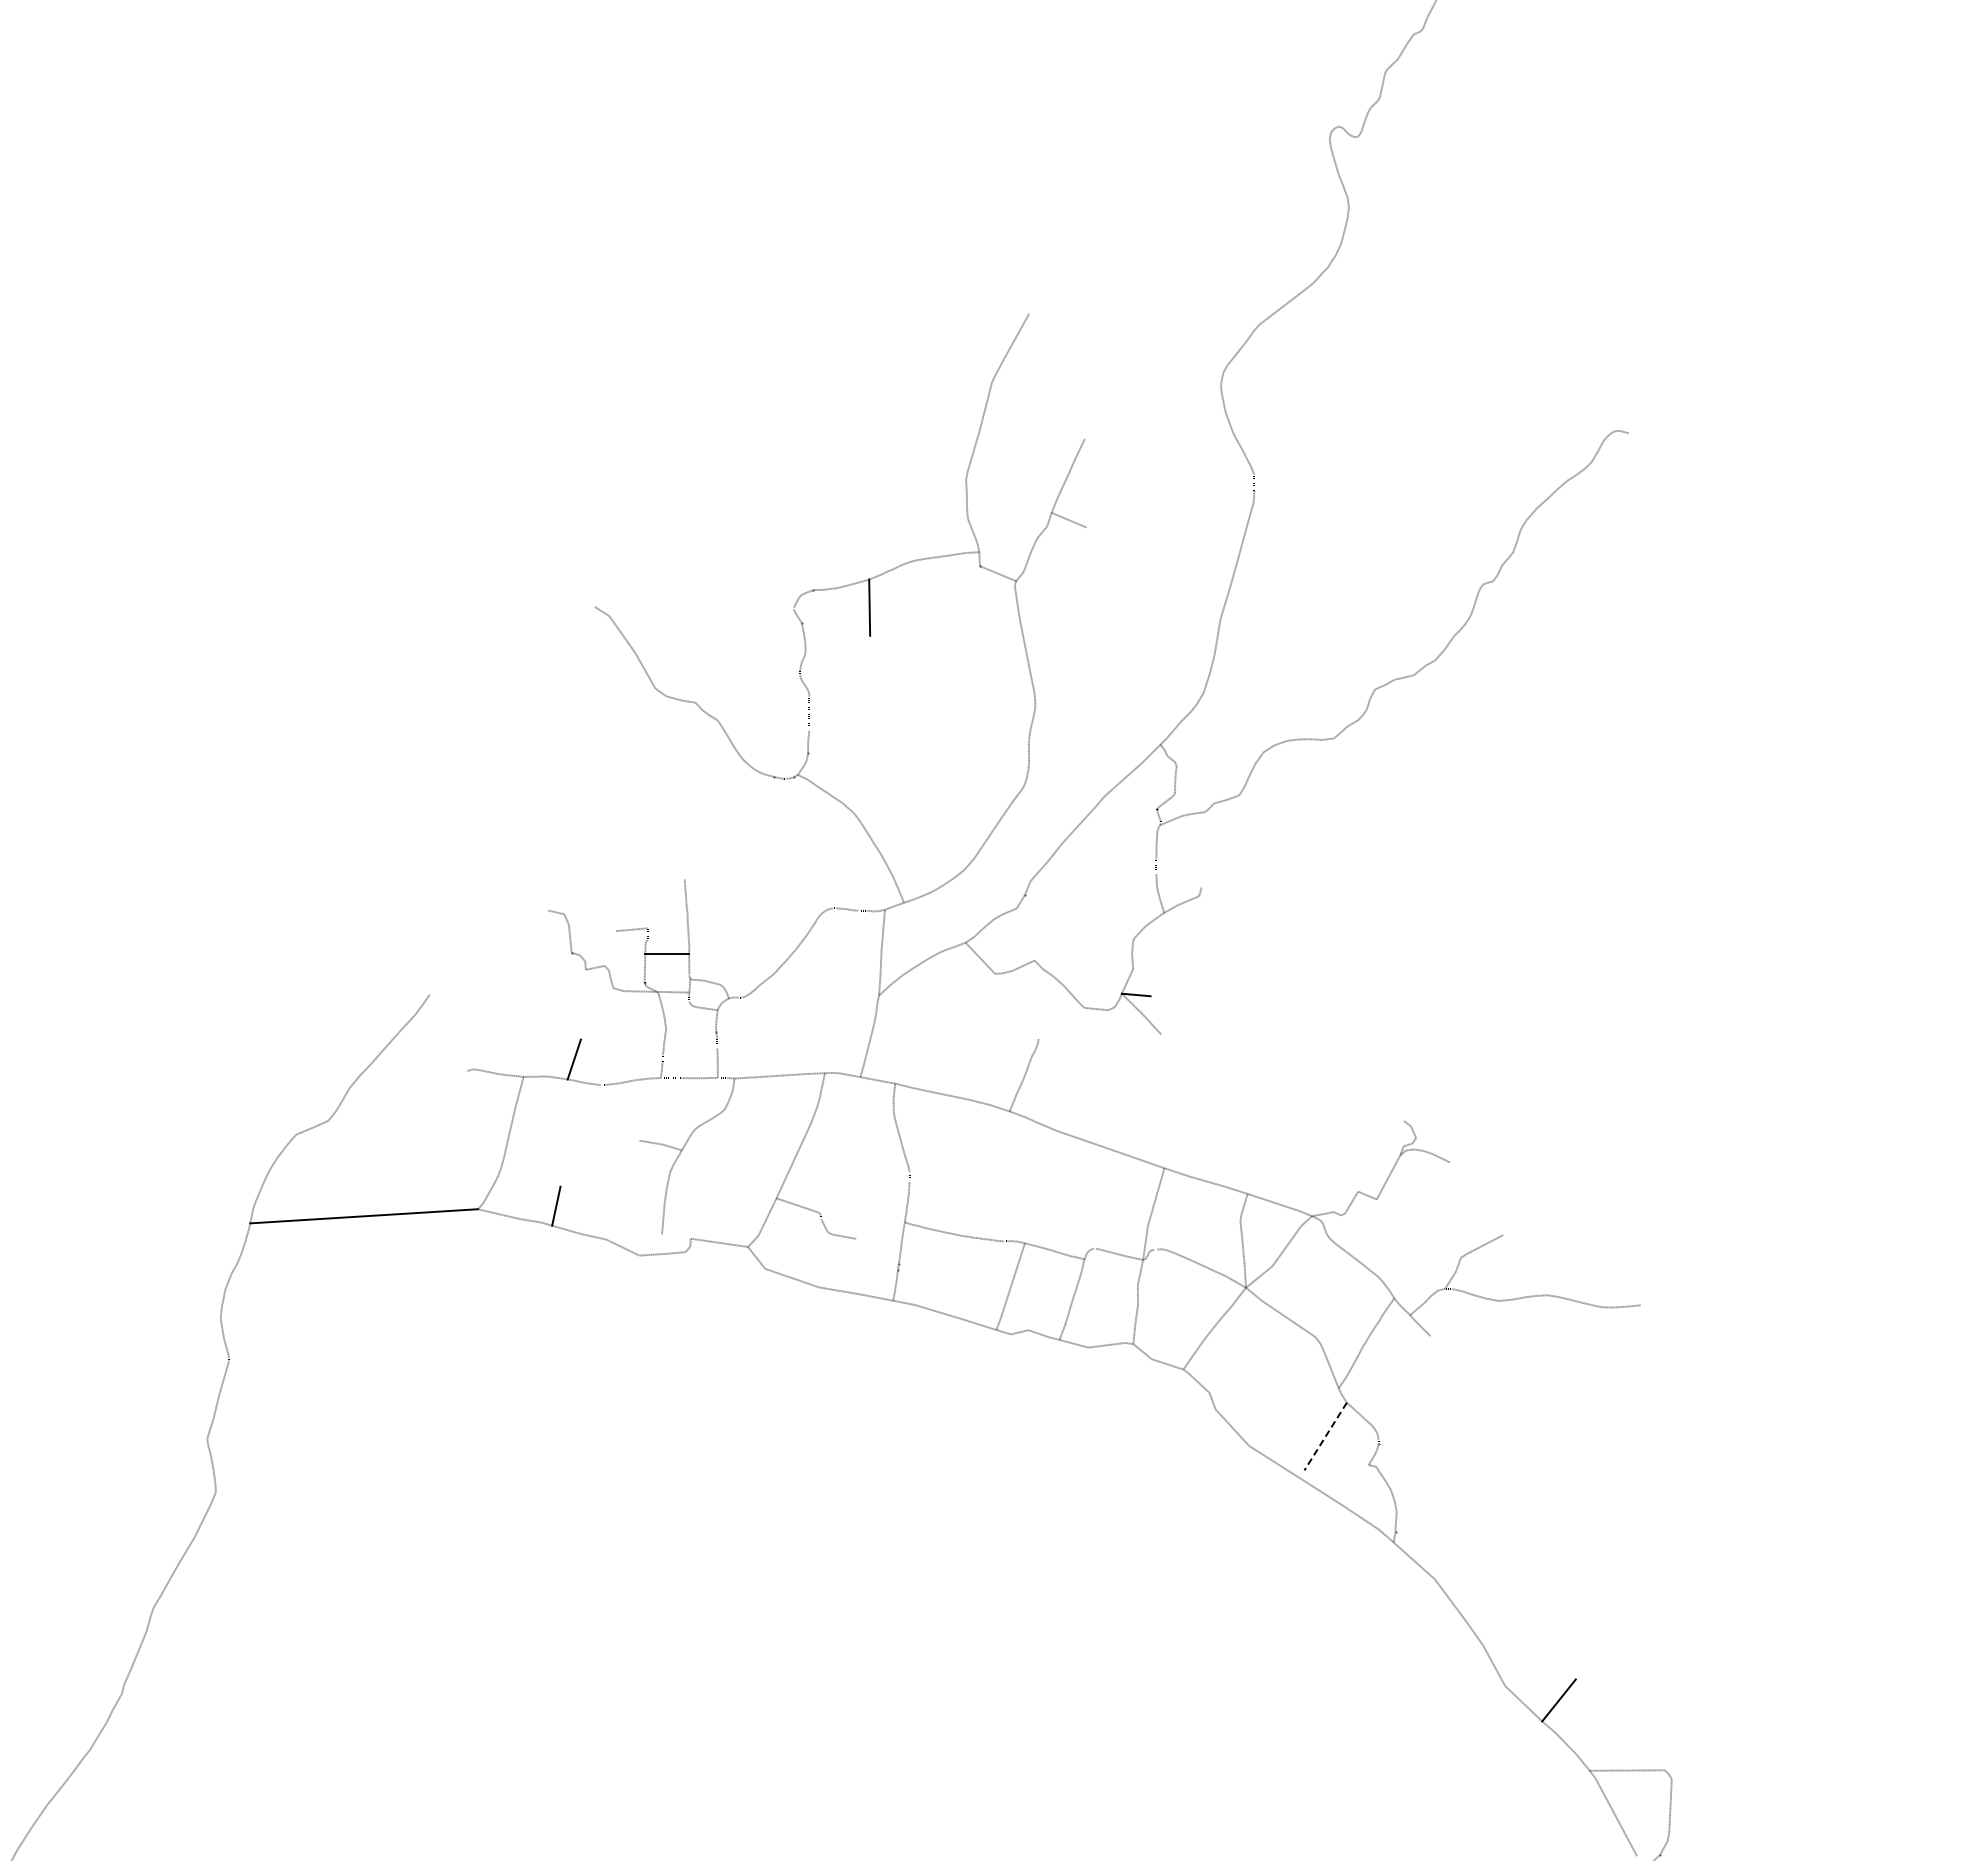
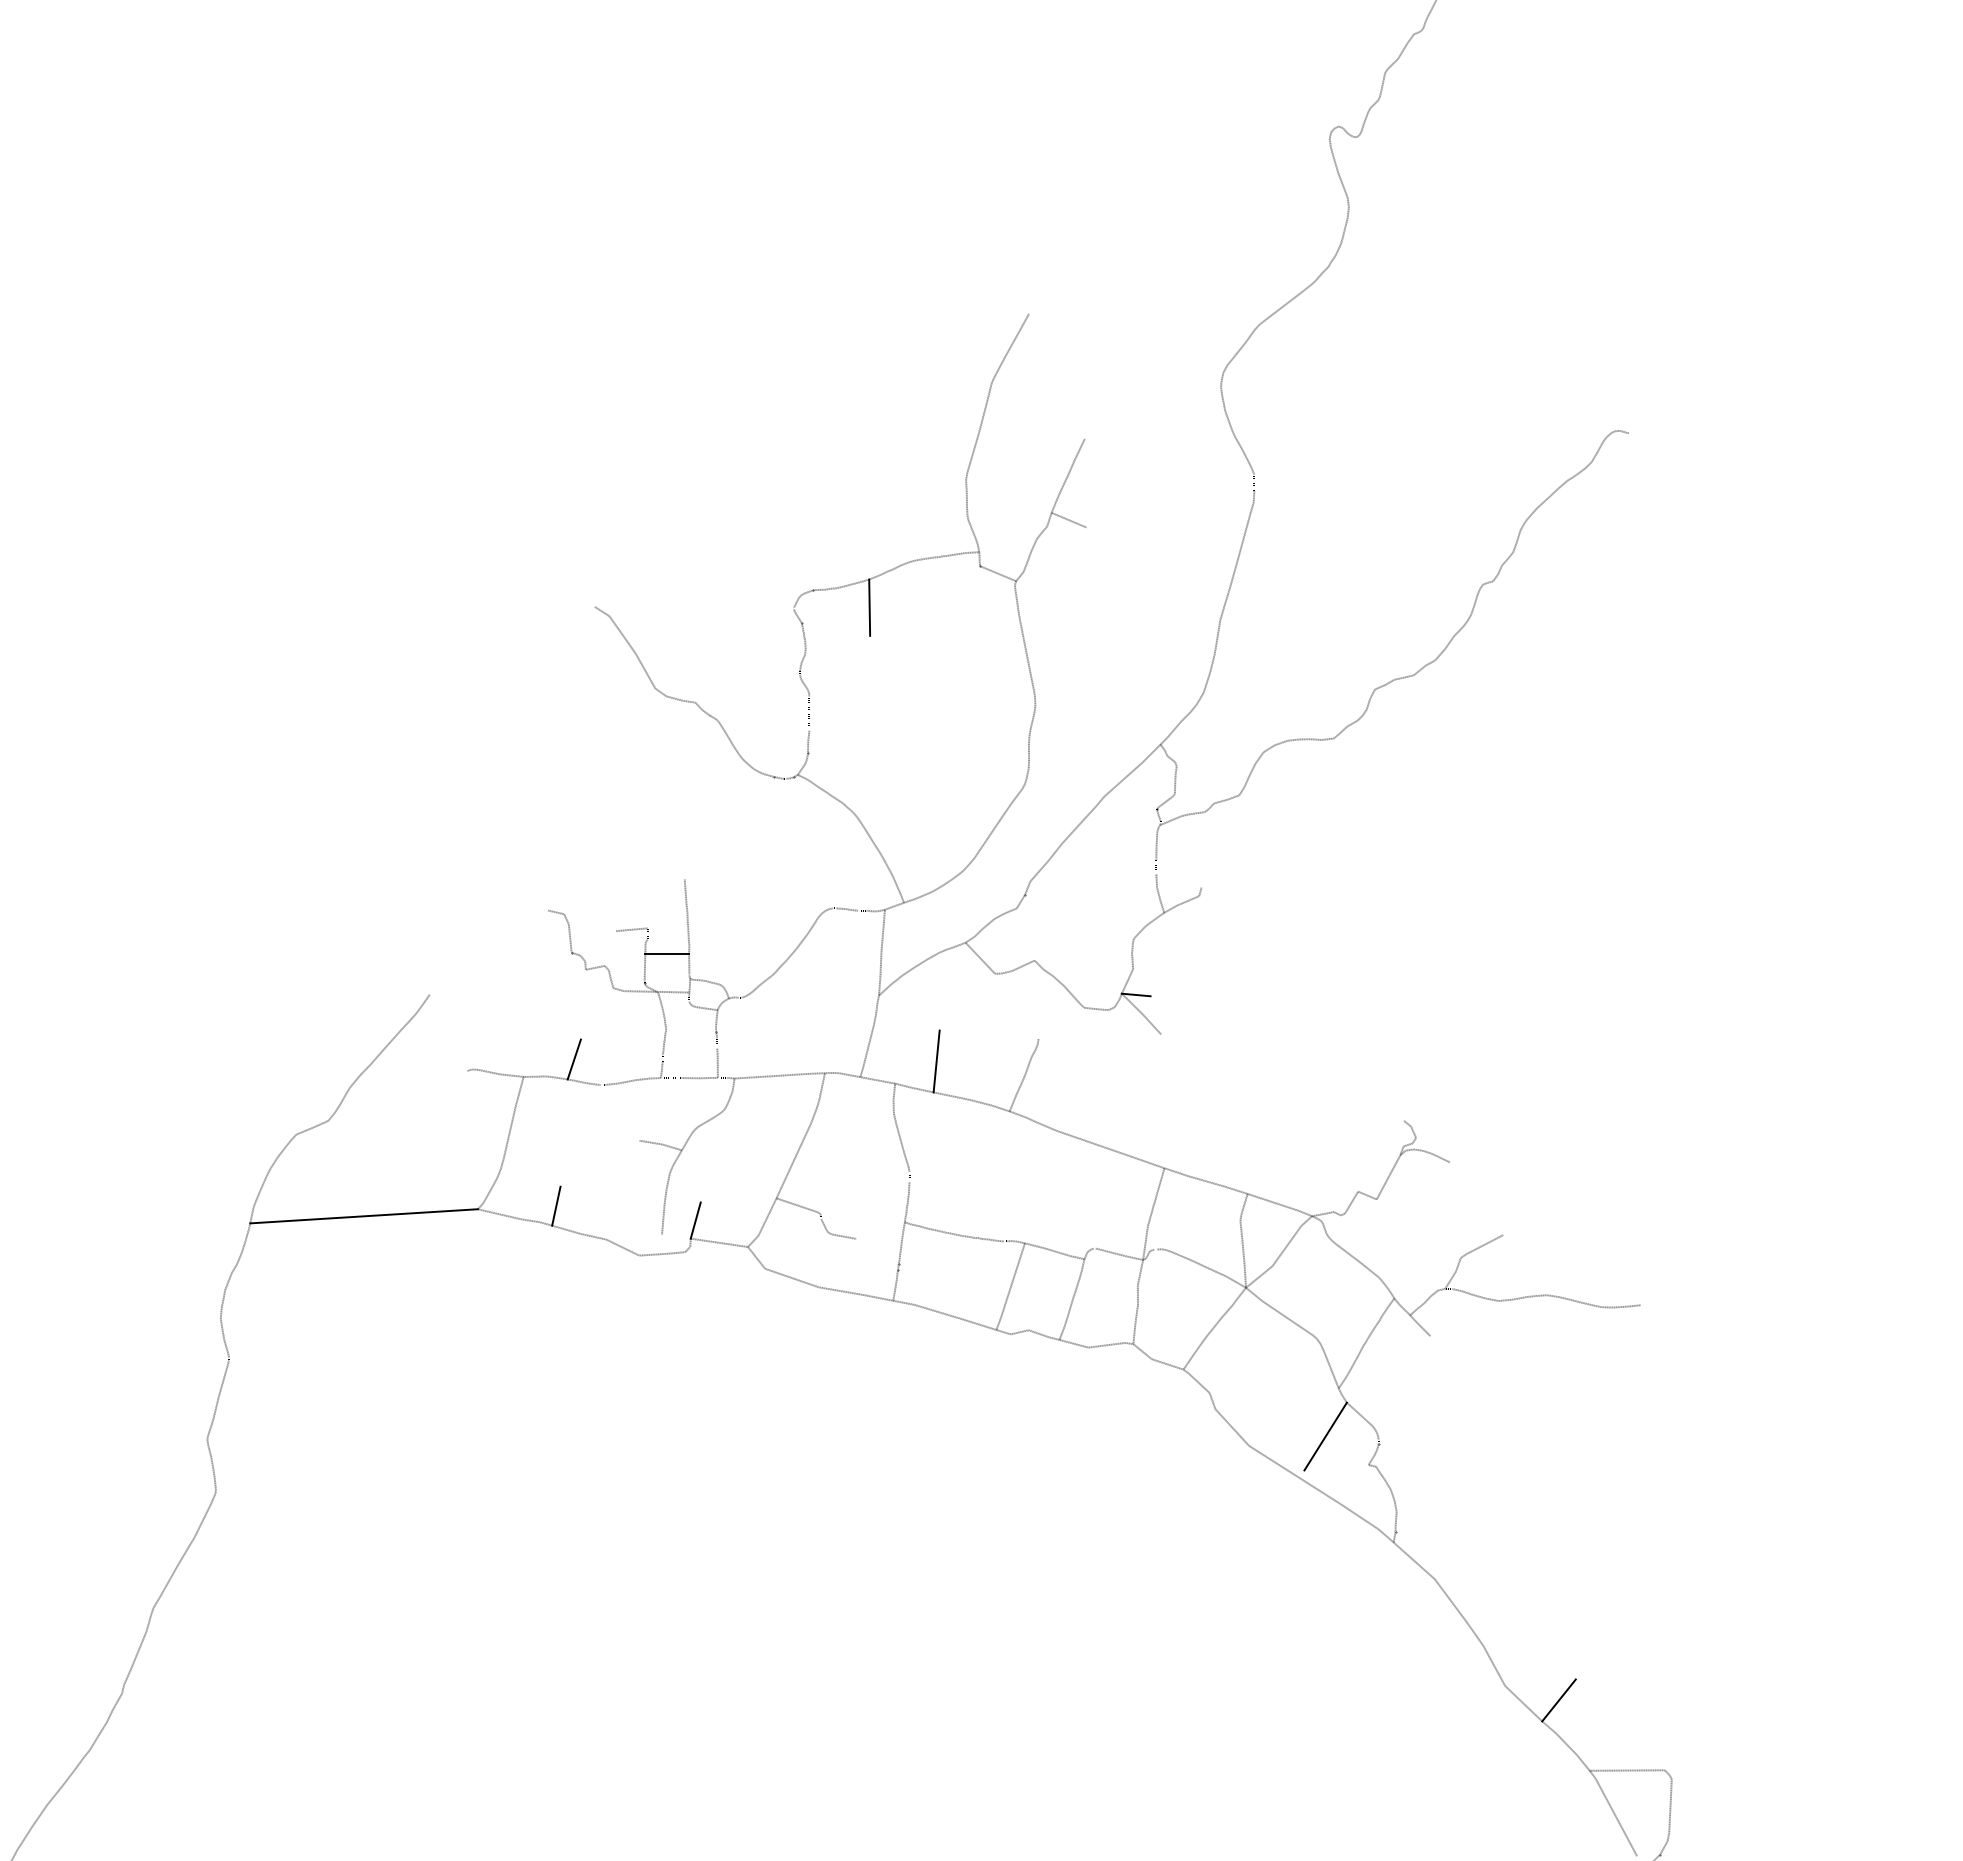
line: none -> present (936, 1061)
line: none -> present (695, 1220)
line: dashed -> solid (1325, 1436)
